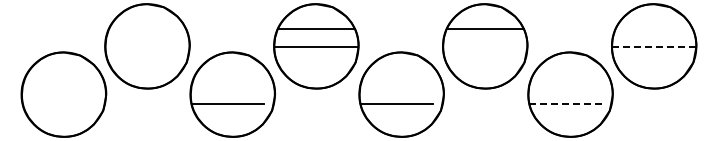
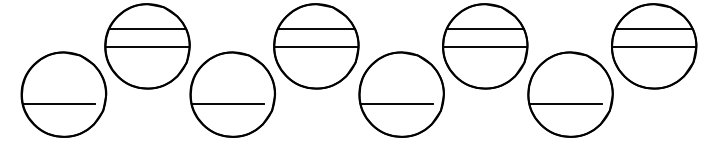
line: none -> present (147, 28)
line: none -> present (654, 28)
line: none -> present (147, 46)
line: none -> present (485, 46)
line: dashed -> solid (654, 46)
line: none -> present (59, 104)
line: dashed -> solid (566, 104)
